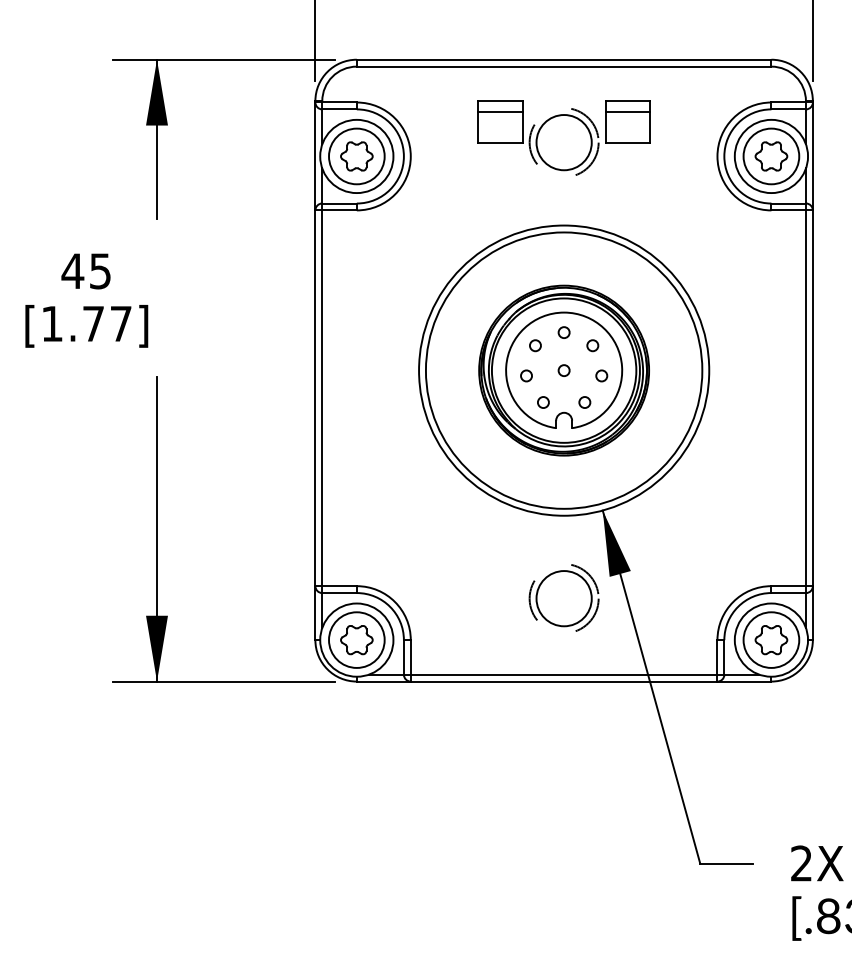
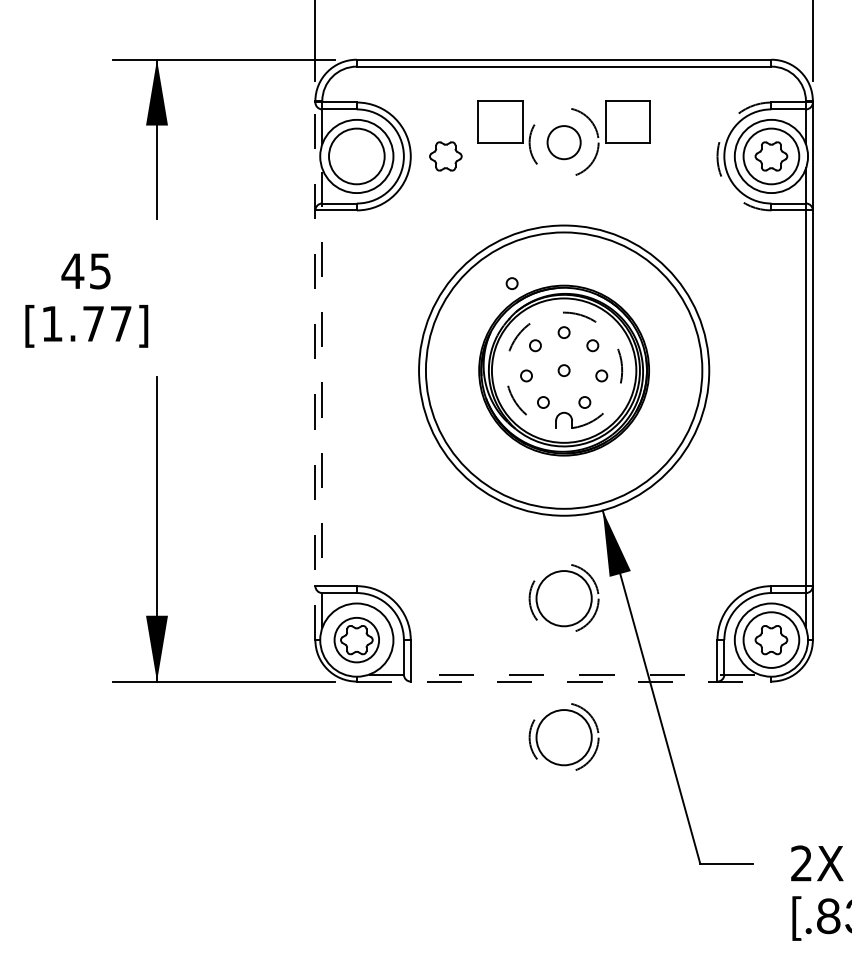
line: present -> none (500, 112)
line: present -> none (627, 112)
circle diameter: 55 px -> 33 px (563, 142)
part position: (356, 156) -> (445, 156) (445, 156)
arc: solid -> dashed (717, 156)
circle: none -> present (511, 283)
arc: solid -> dashed (564, 312)
line: solid -> dashed (315, 370)
line: solid -> dashed (322, 398)
circle diameter: 56 px -> 45 px (356, 639)
line: solid -> dashed (564, 674)
line: solid -> dashed (564, 681)
part: none -> present (563, 736)
